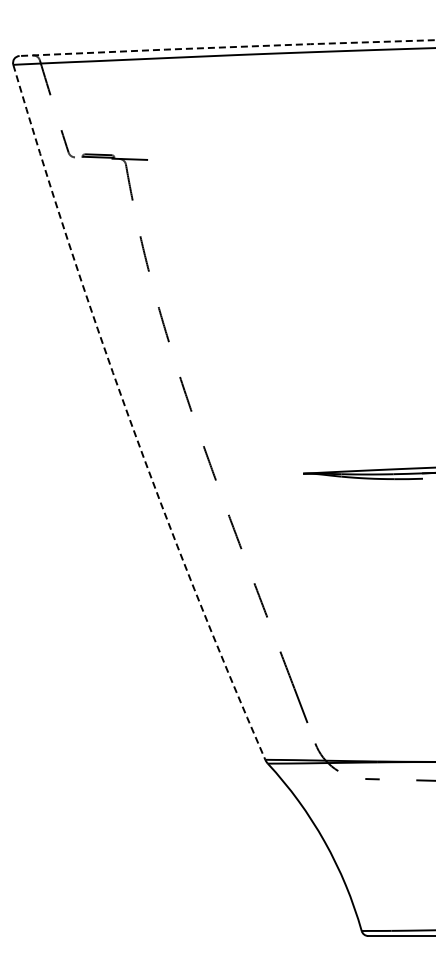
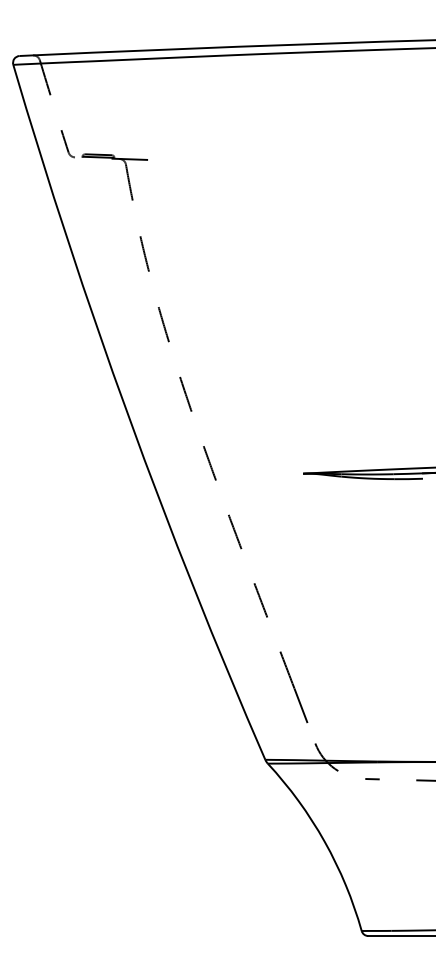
arc: dashed -> solid (226, 47)
arc: dashed -> solid (128, 416)
